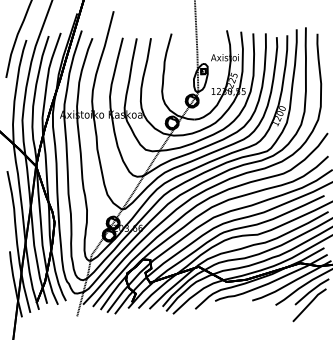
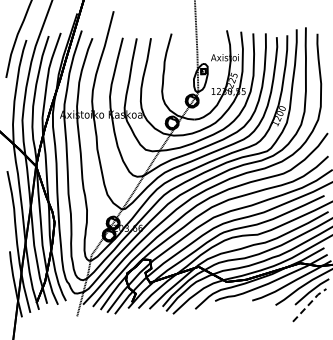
line: solid -> dashed (310, 303)
